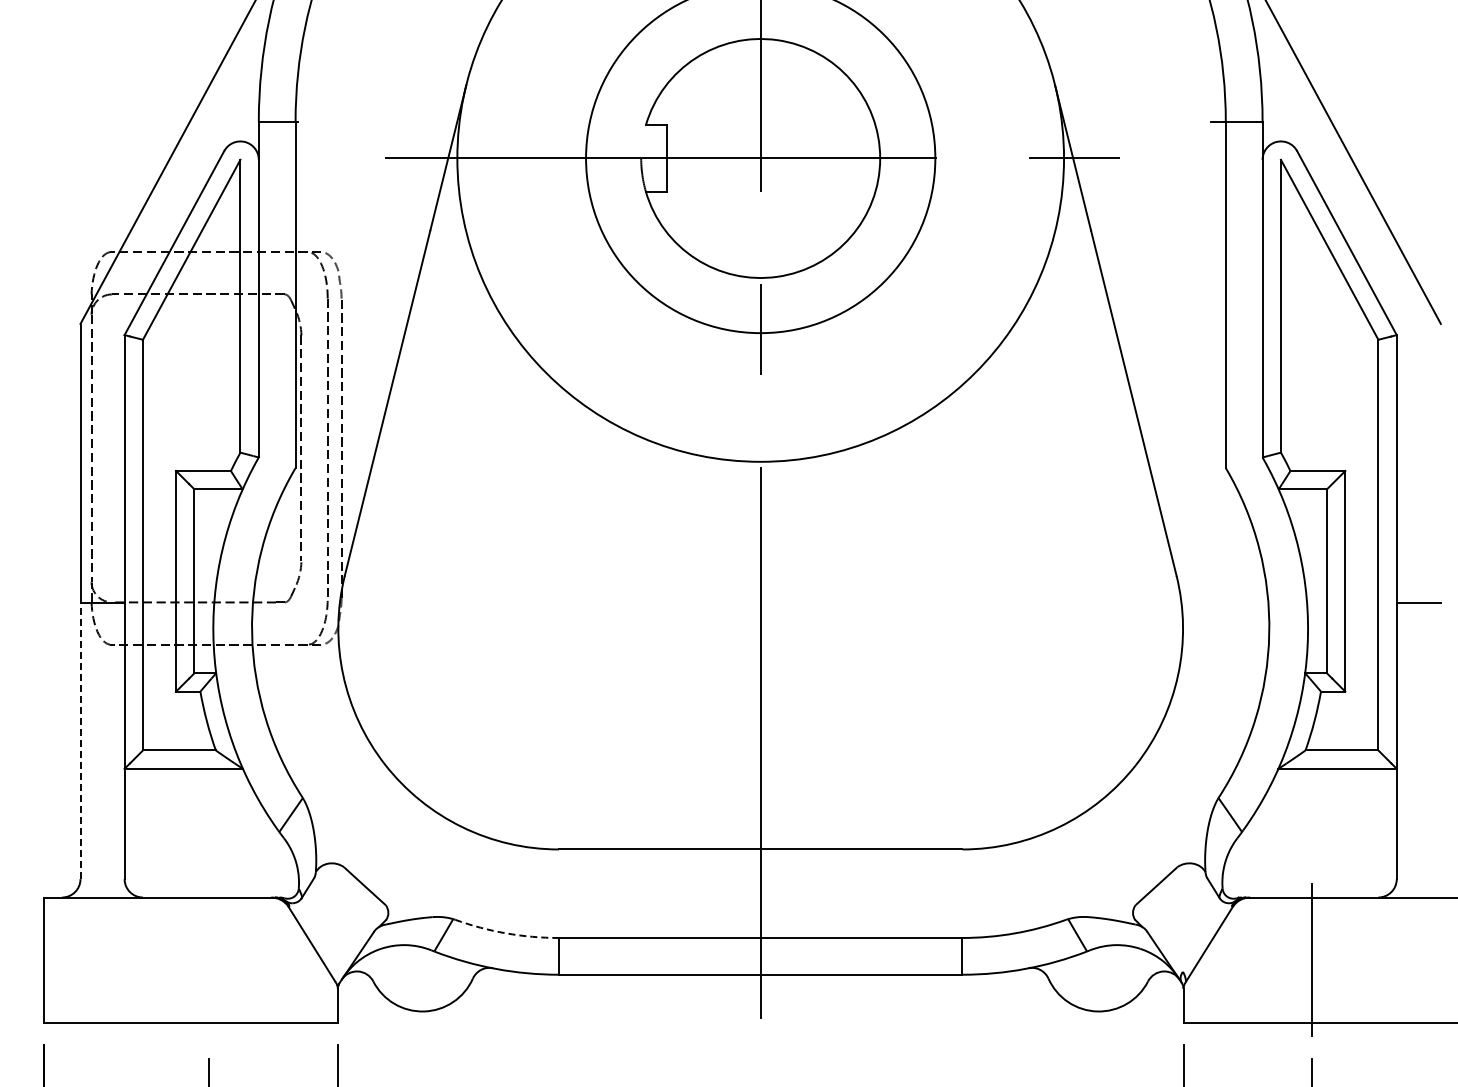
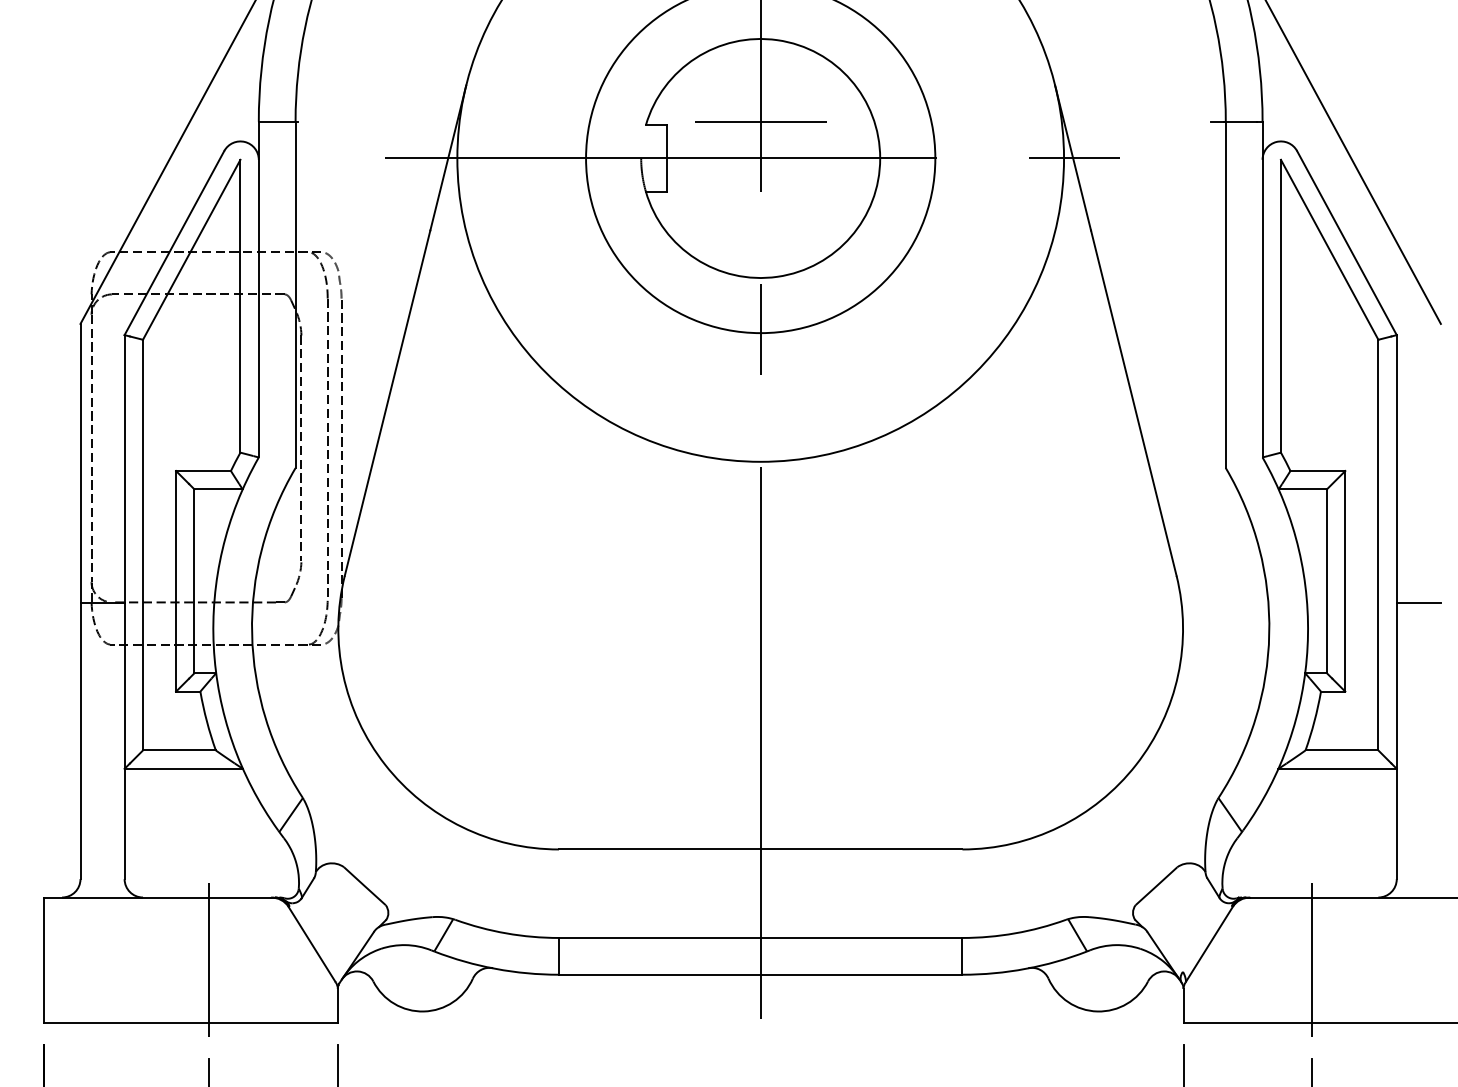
line: none -> present (760, 121)
line: dashed -> solid (80, 741)
arc: dashed -> solid (506, 933)
line: none -> present (209, 959)
